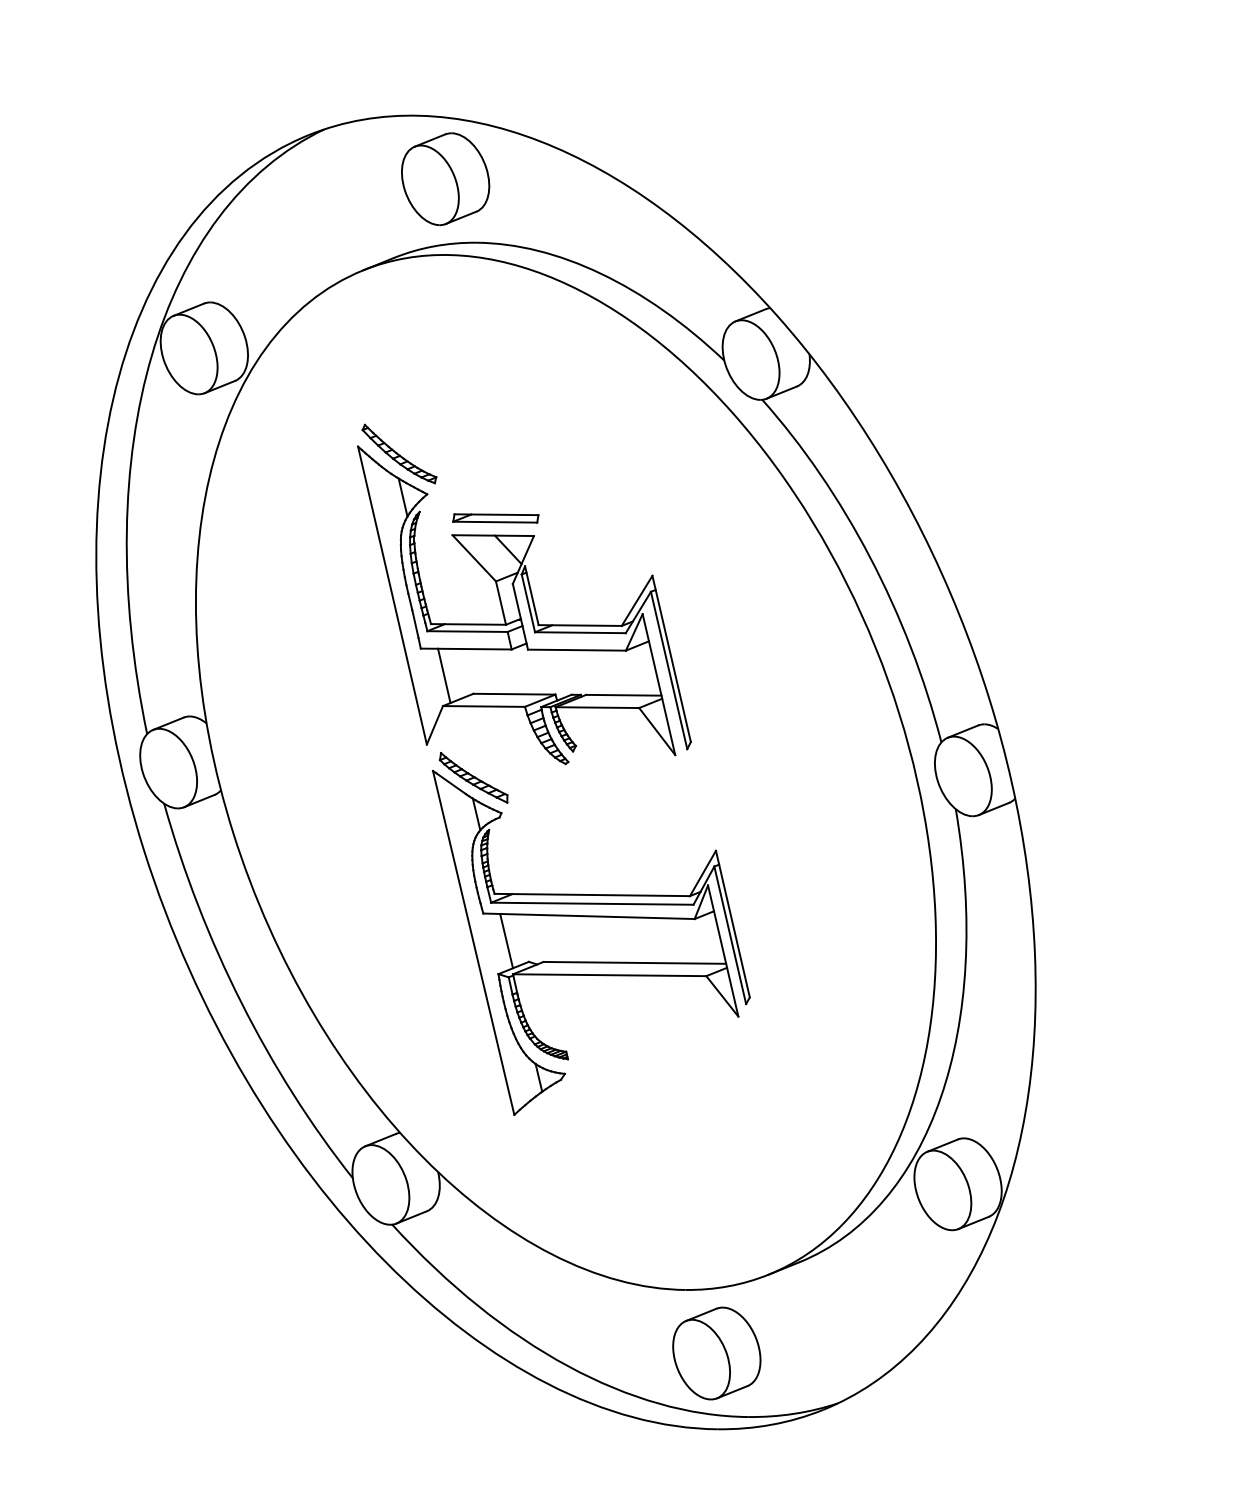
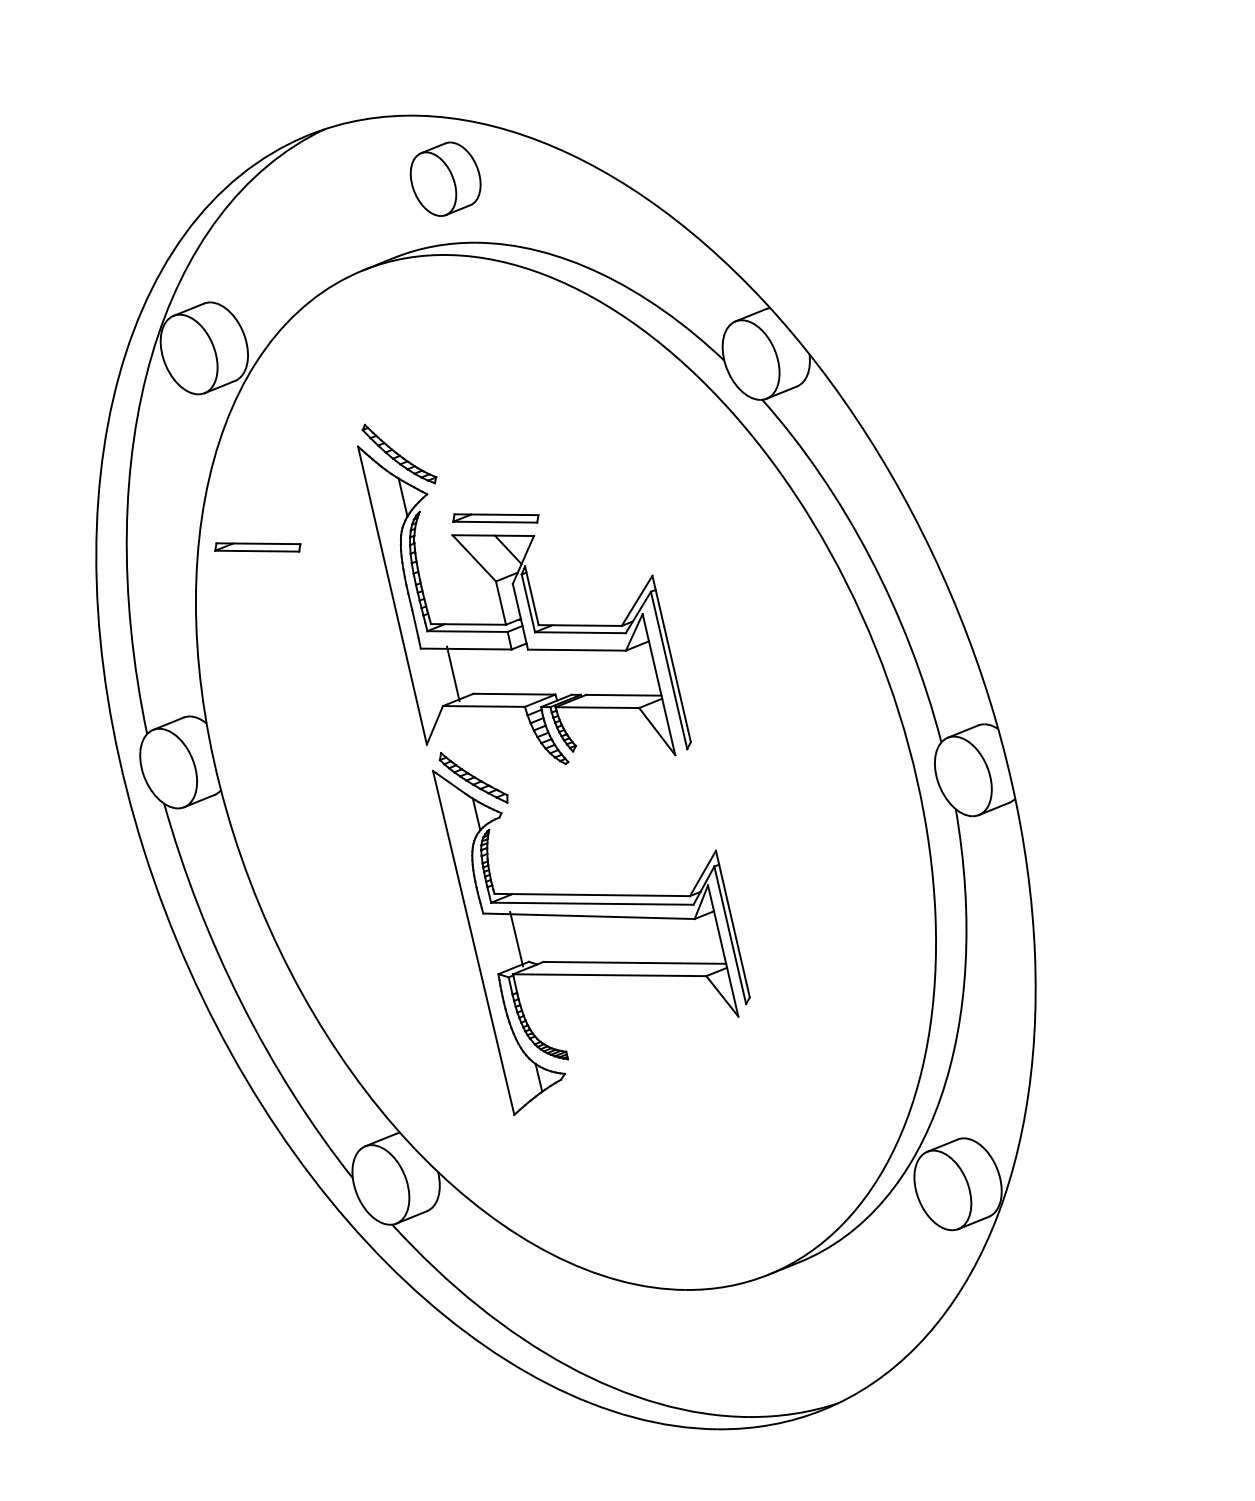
part size: 90x95 px -> 73x76 px (445, 178)
part: none -> present (257, 547)
line position: (444, 675) -> (453, 673) (453, 673)
line position: (506, 941) -> (516, 939) (516, 939)
part: present -> none (716, 1353)
